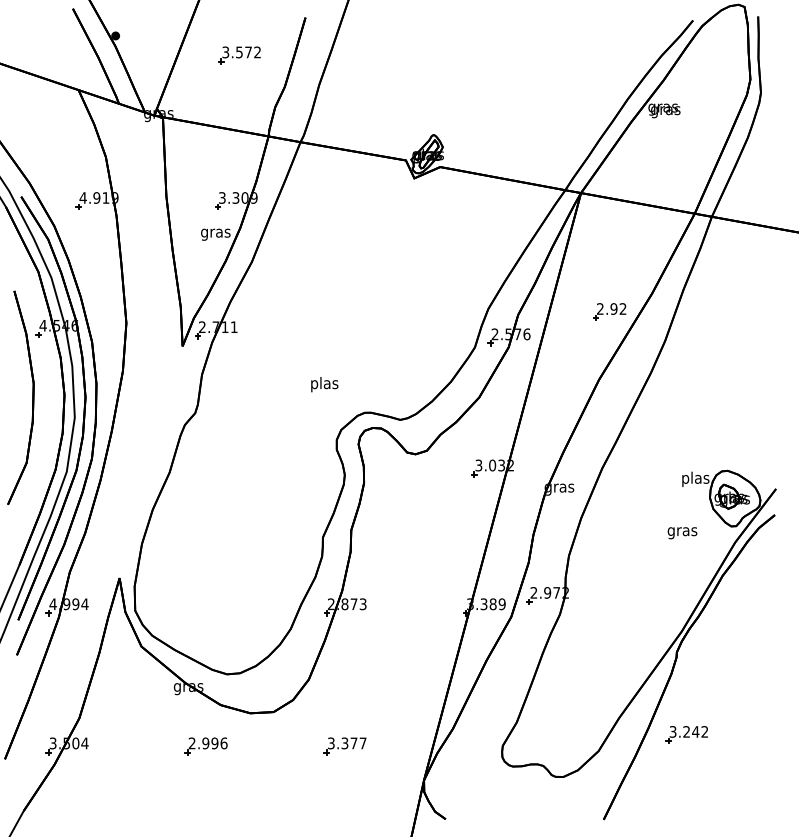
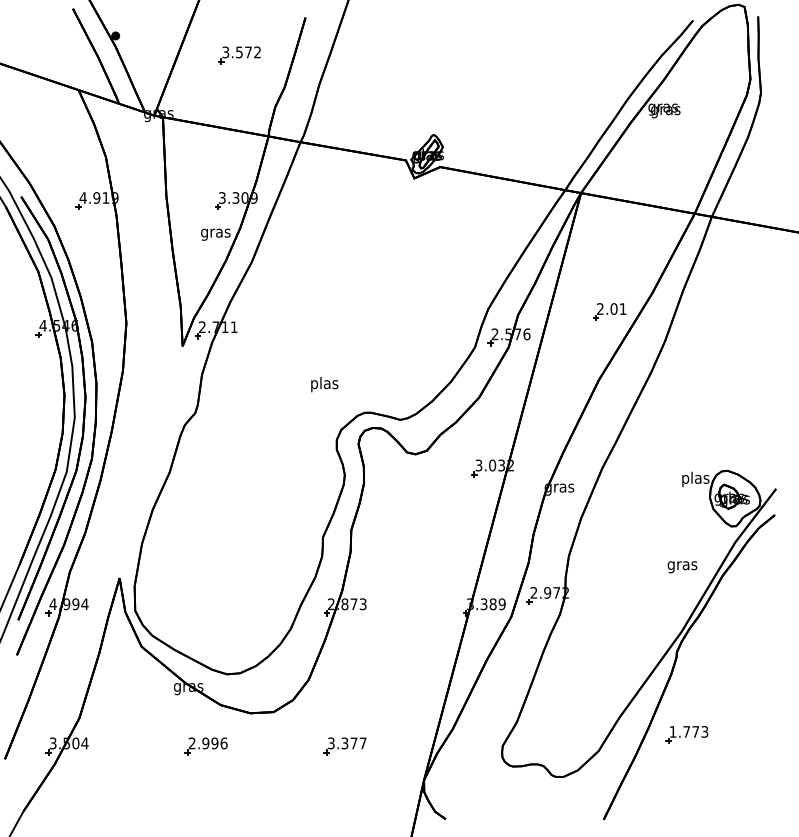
text: 2.92 -> 2.01 (618, 308)
part: present -> none (32, 397)
text position: (682, 533) -> (682, 567) (682, 567)
text: 3.242 -> 1.773 (688, 731)
